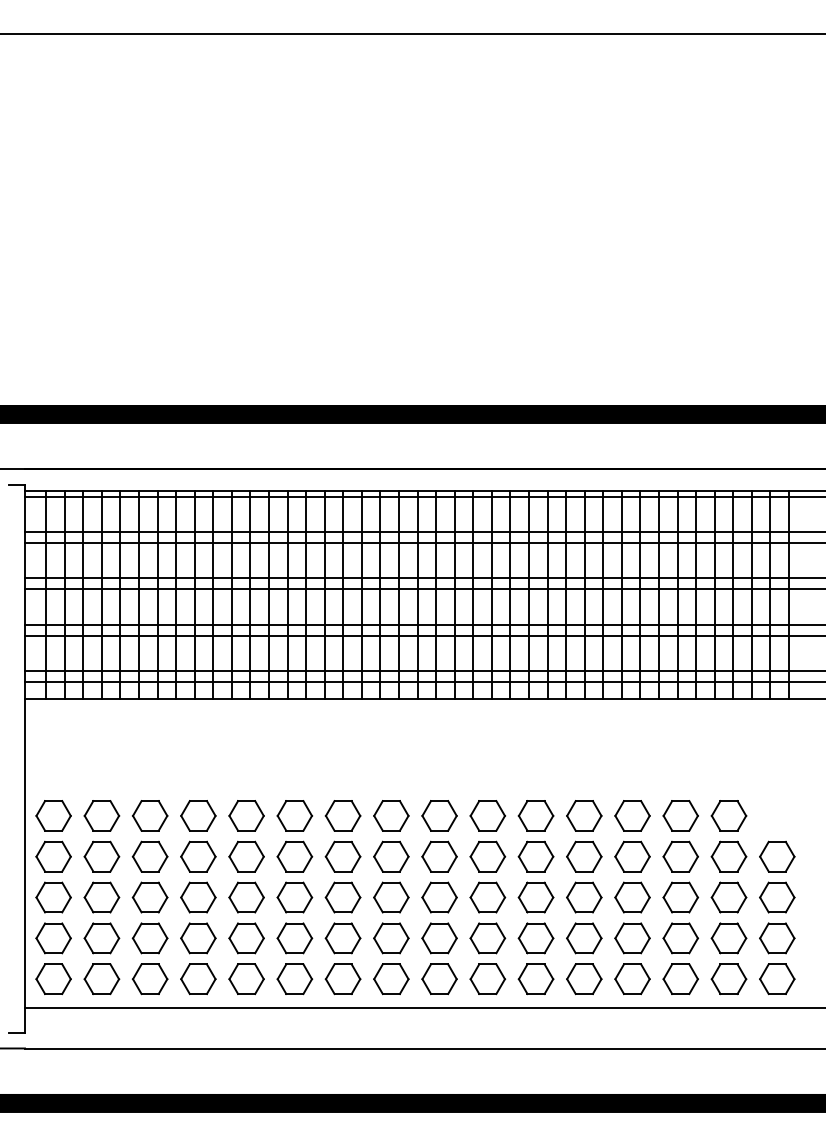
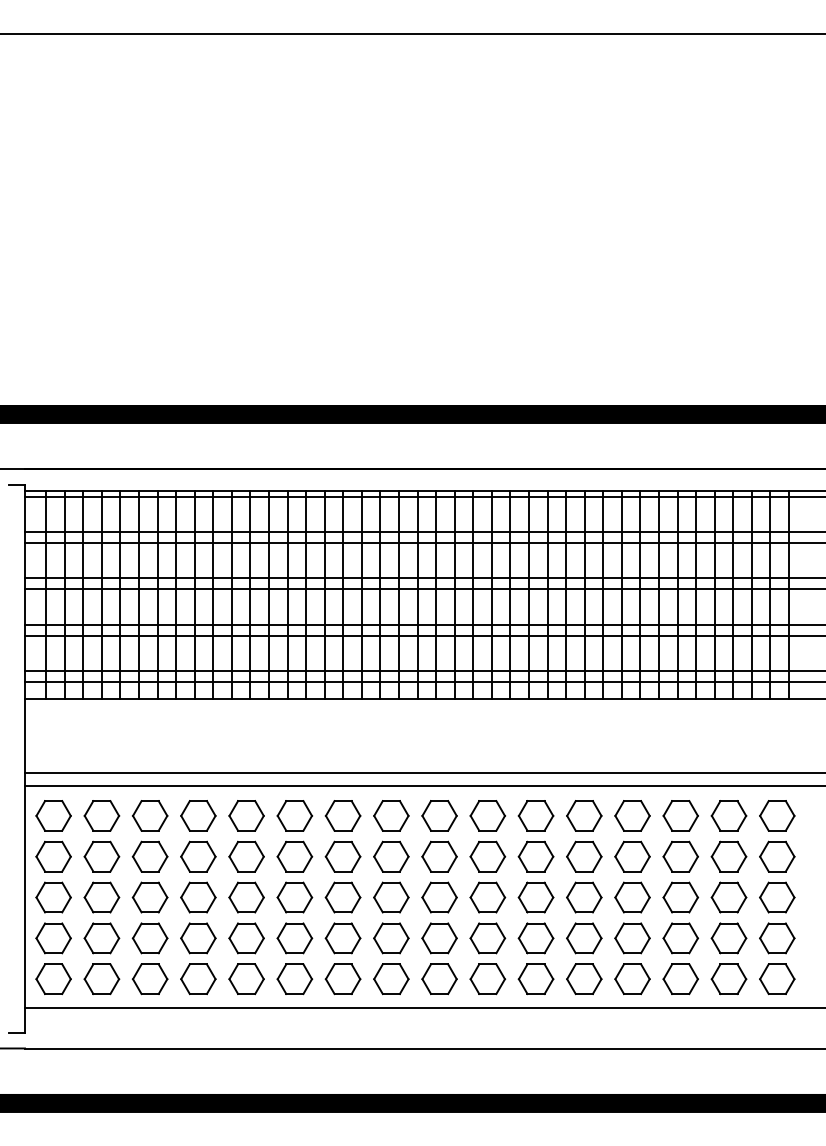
line: none -> present (423, 773)
line: none -> present (423, 785)
part: none -> present (777, 815)
